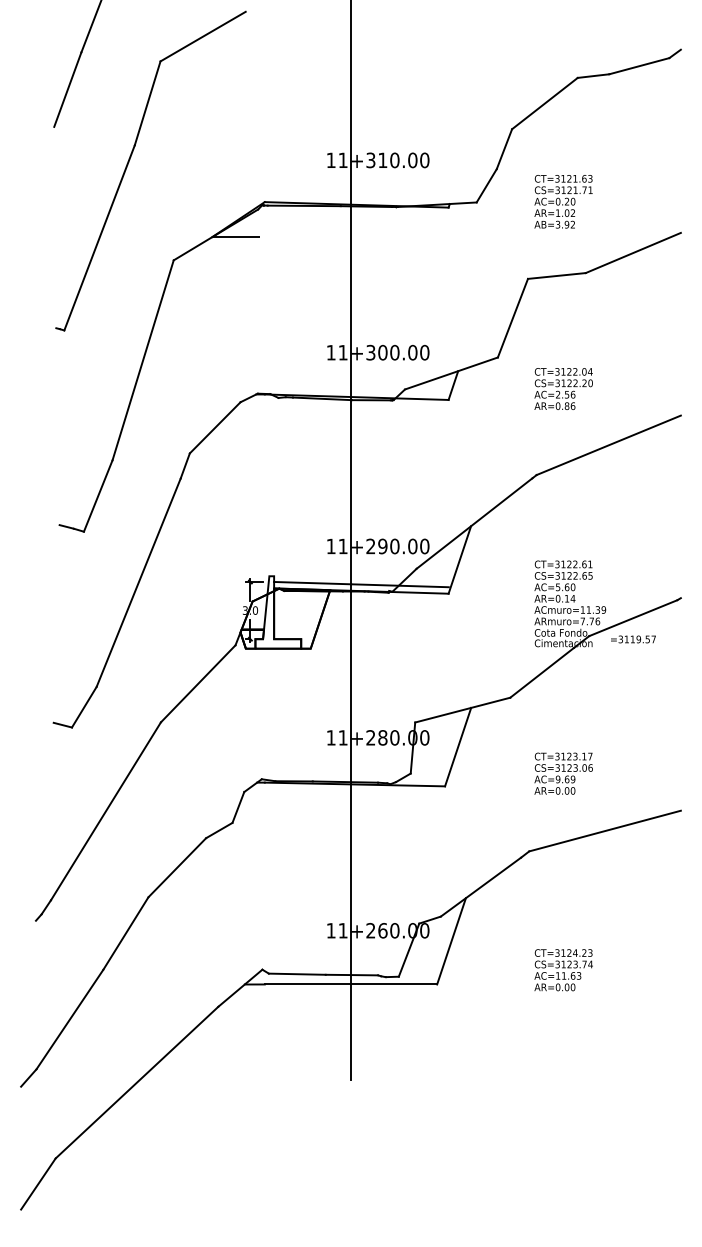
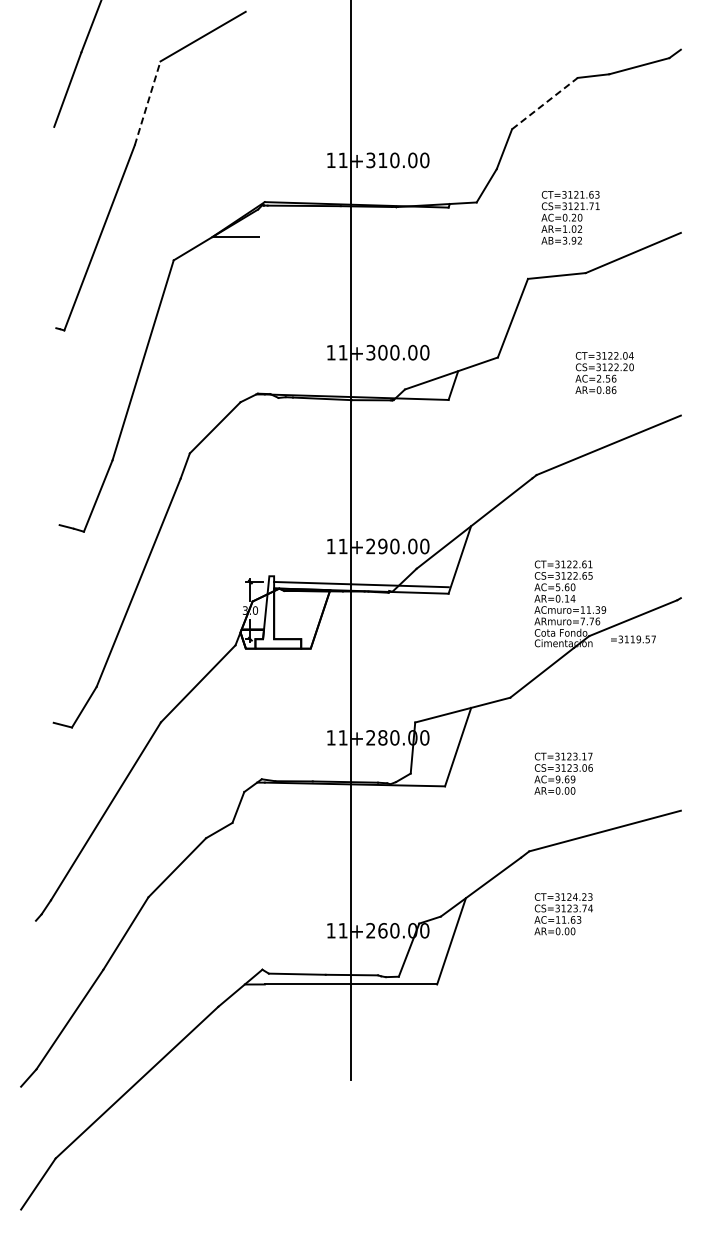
line: solid -> dashed (147, 103)
line: solid -> dashed (544, 103)
text position: (563, 201) -> (570, 217) (570, 217)
text position: (563, 388) -> (604, 372) (604, 372)
text position: (563, 970) -> (563, 914) (563, 914)
